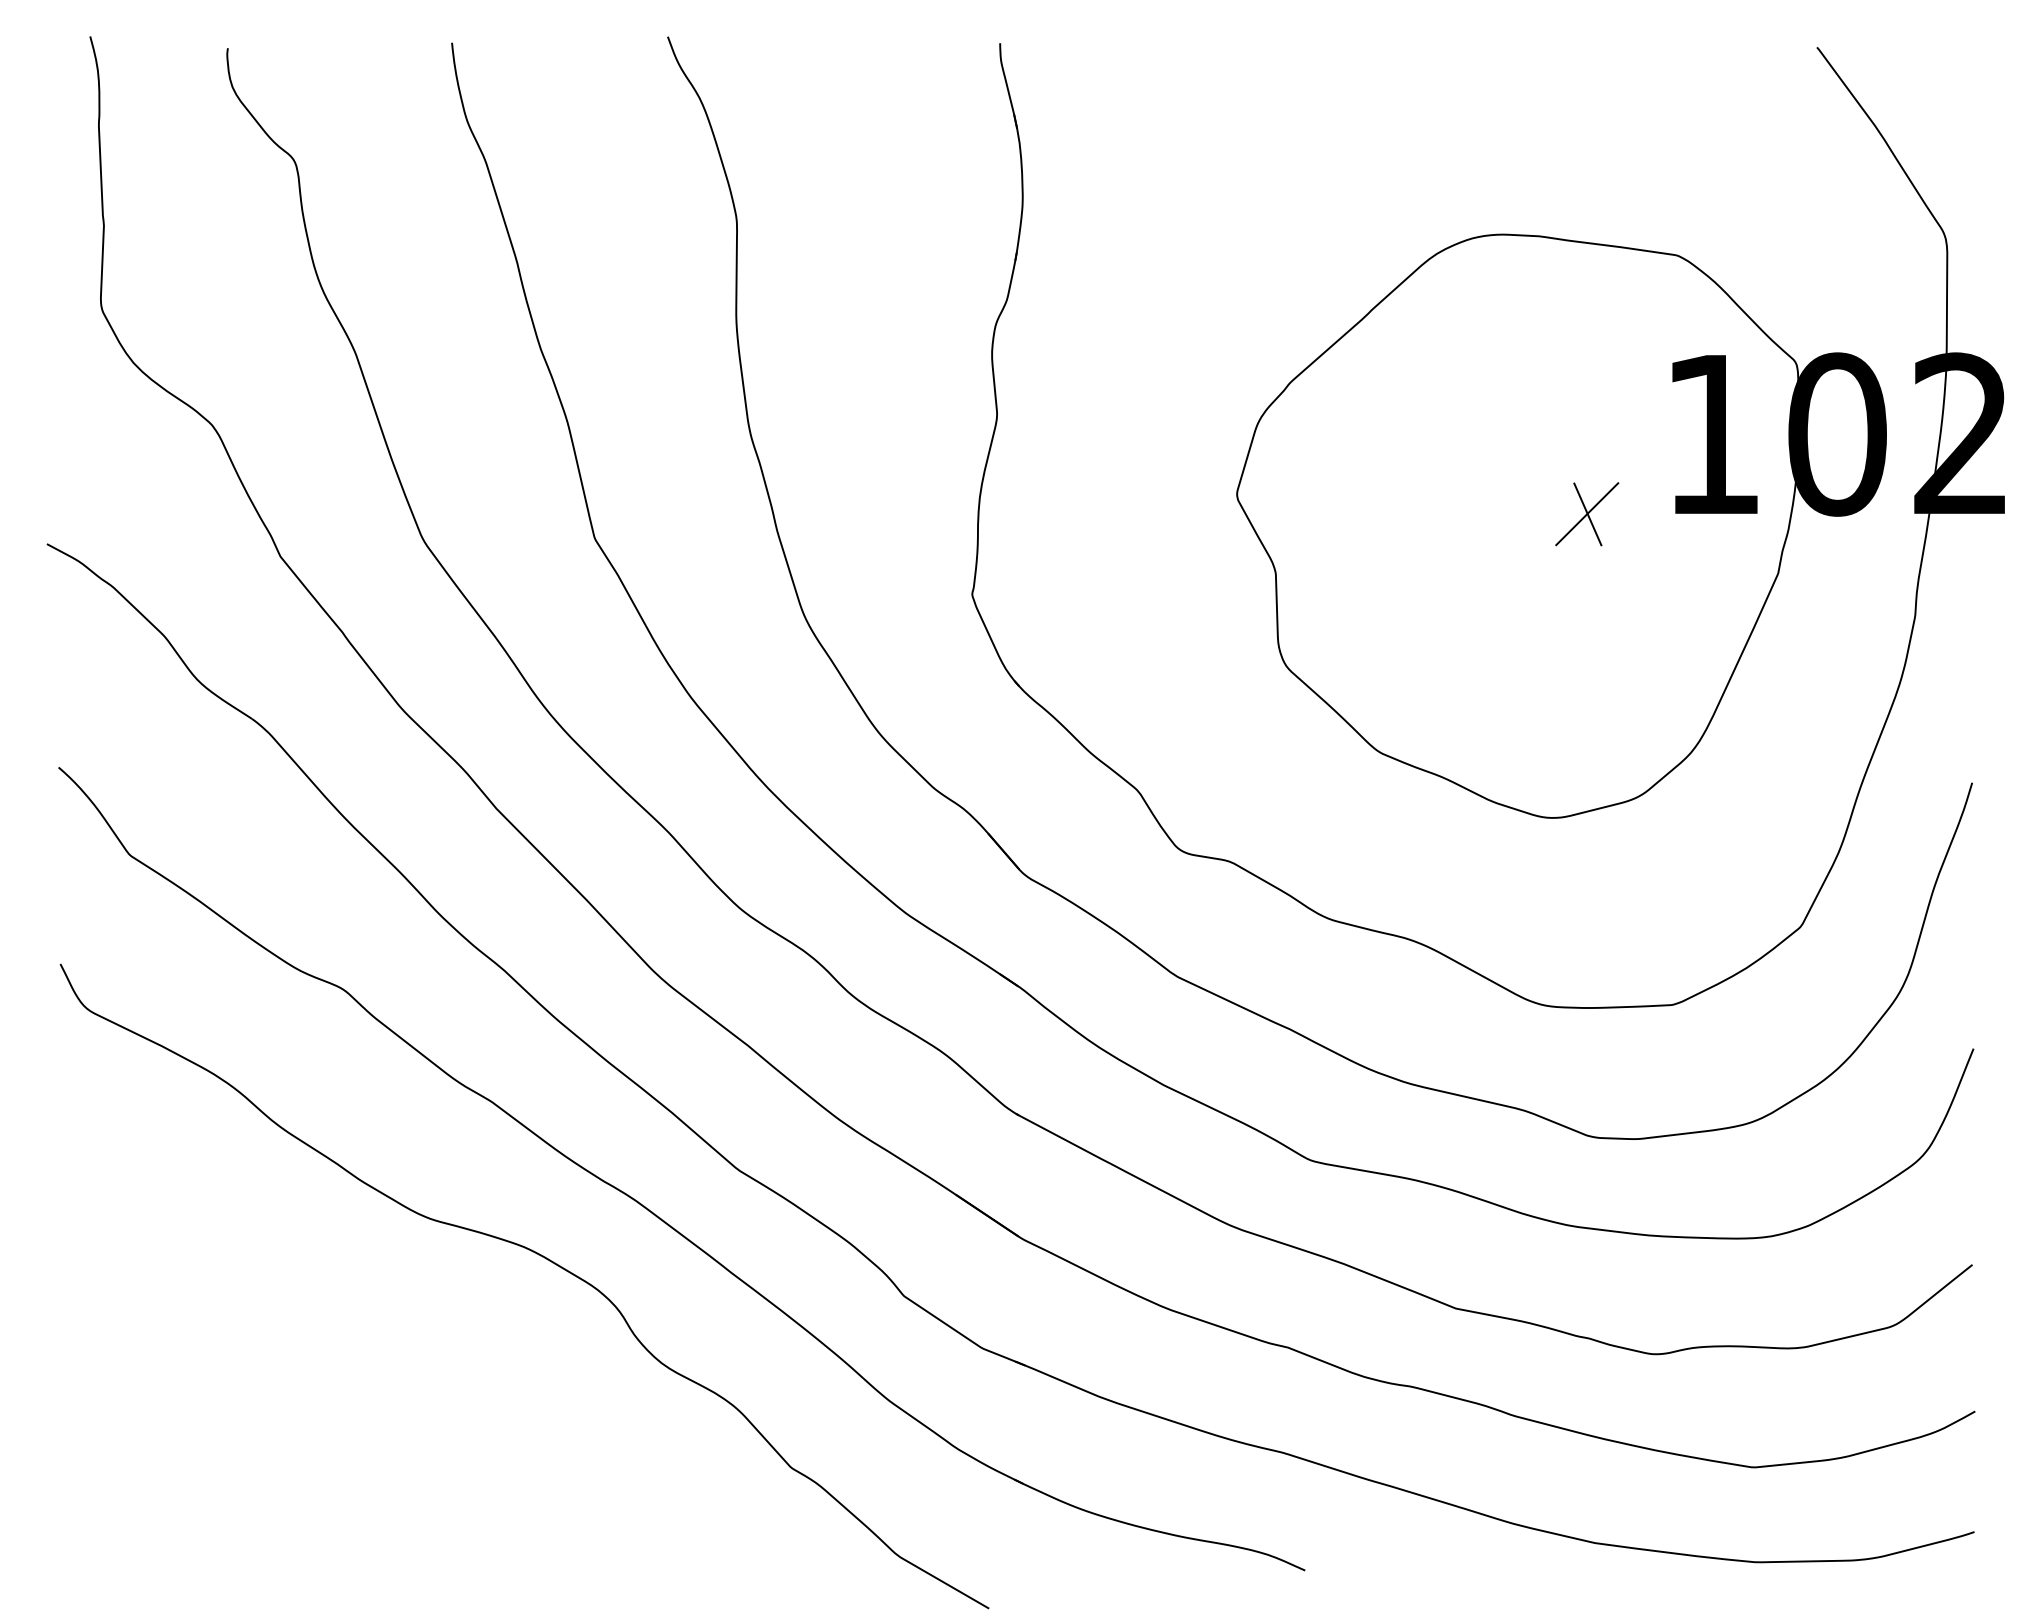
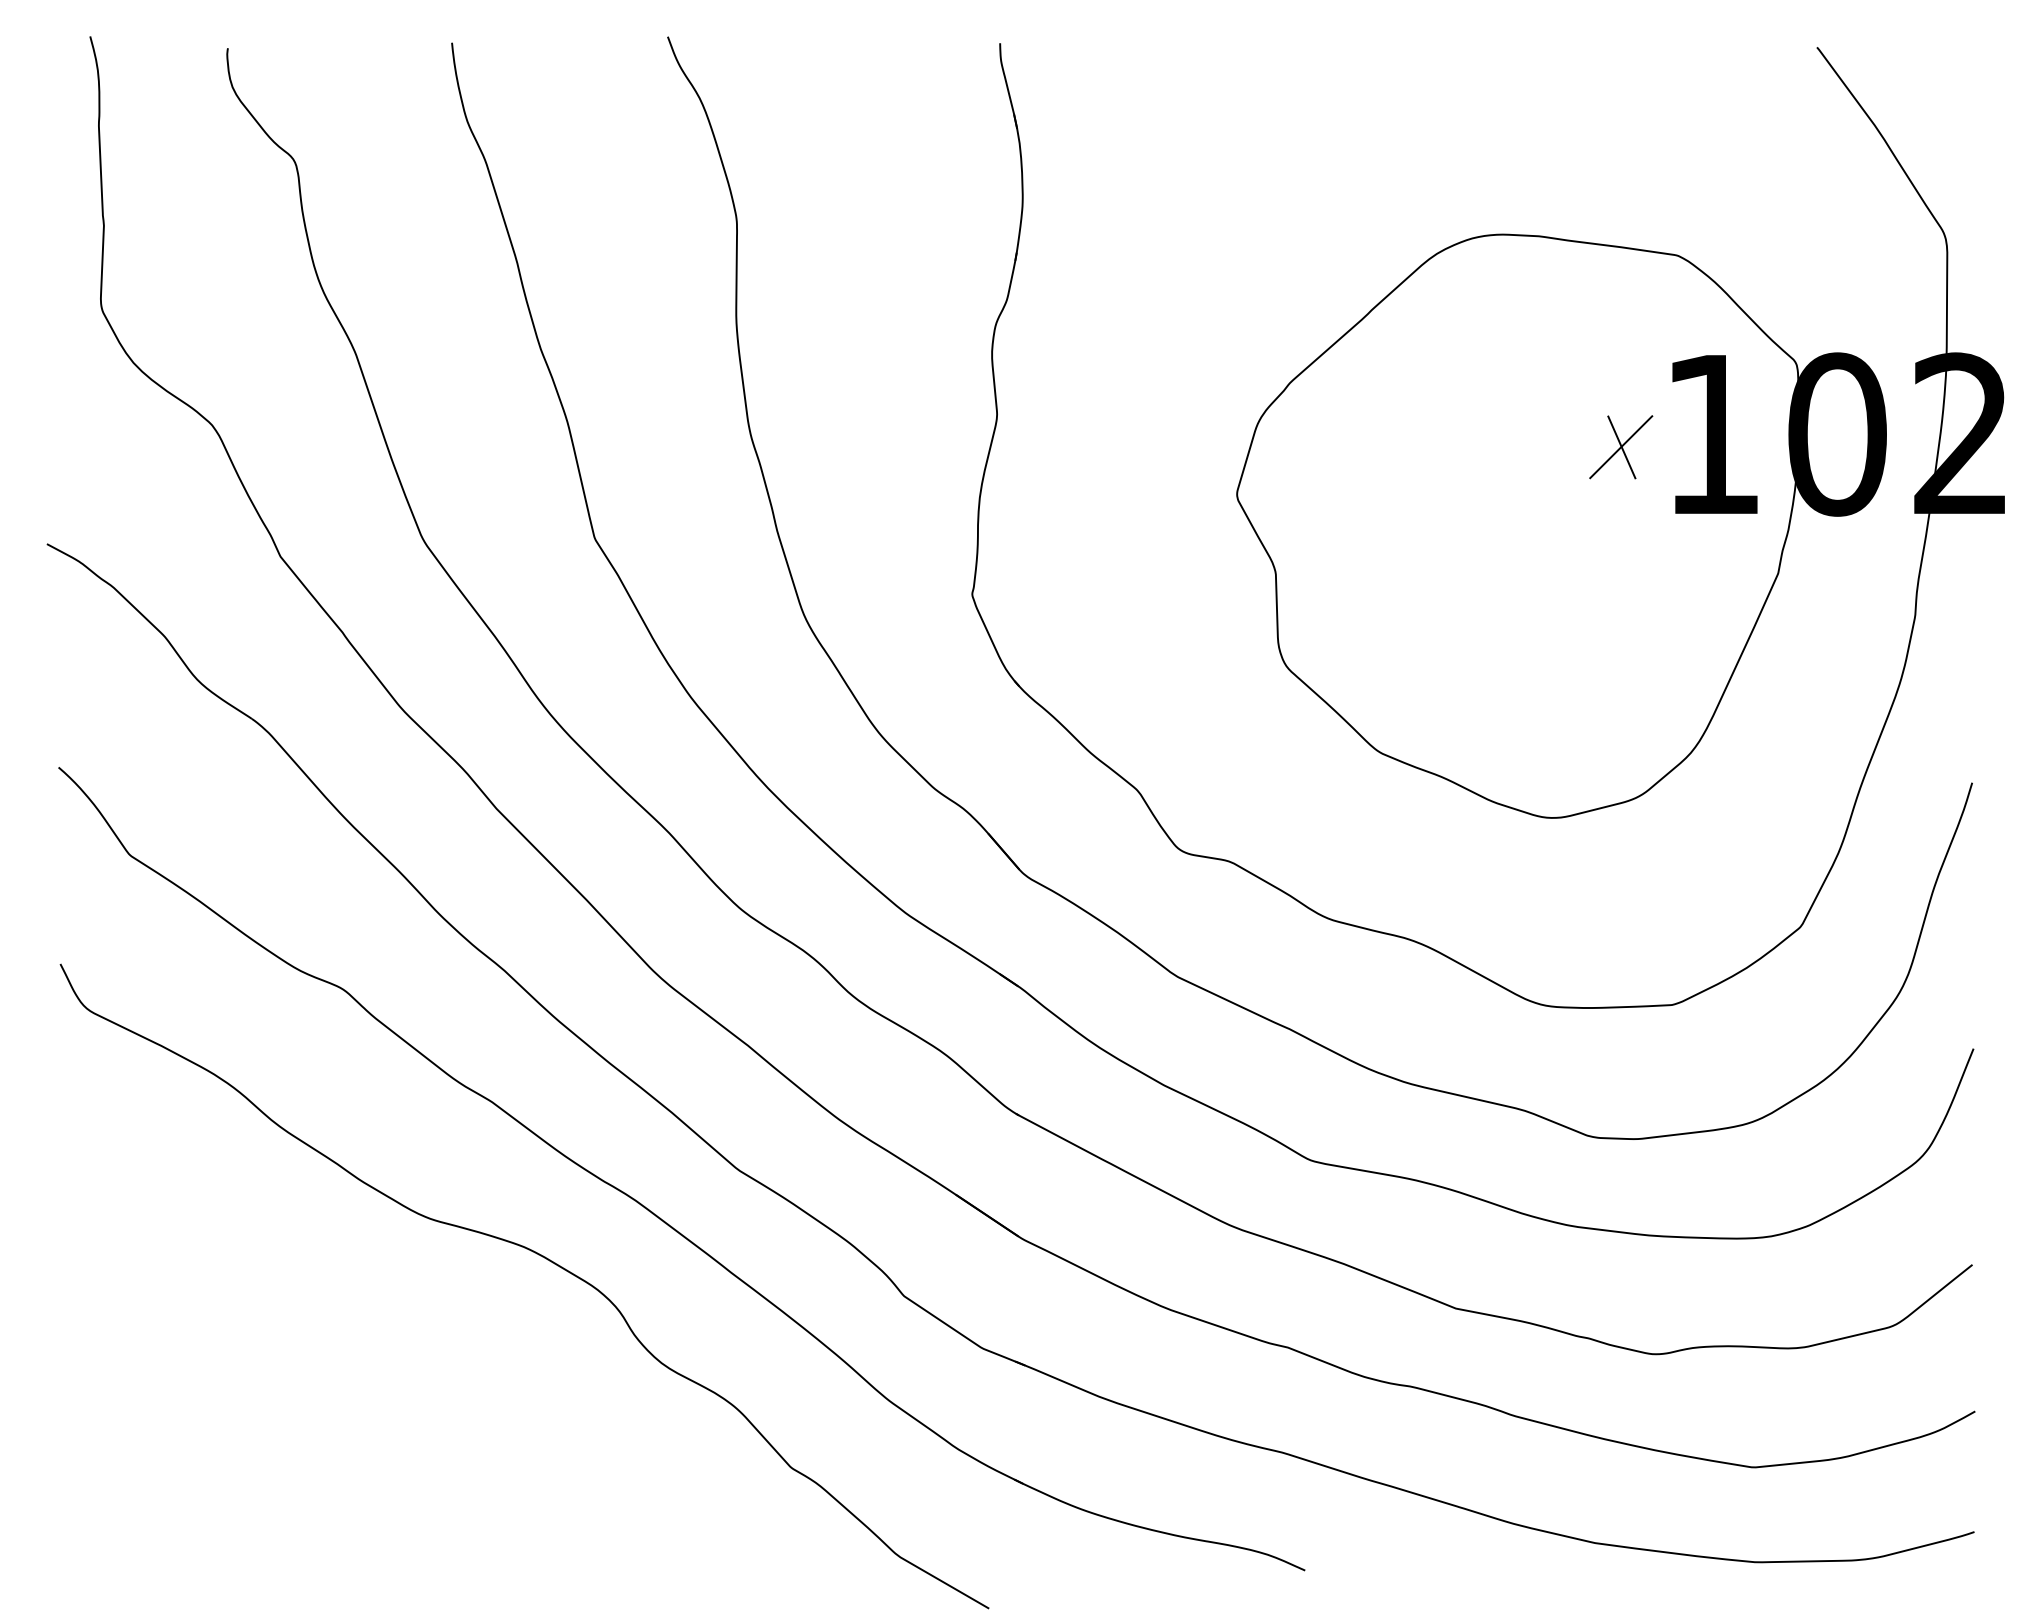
part position: (1587, 514) -> (1621, 447) (1621, 447)
